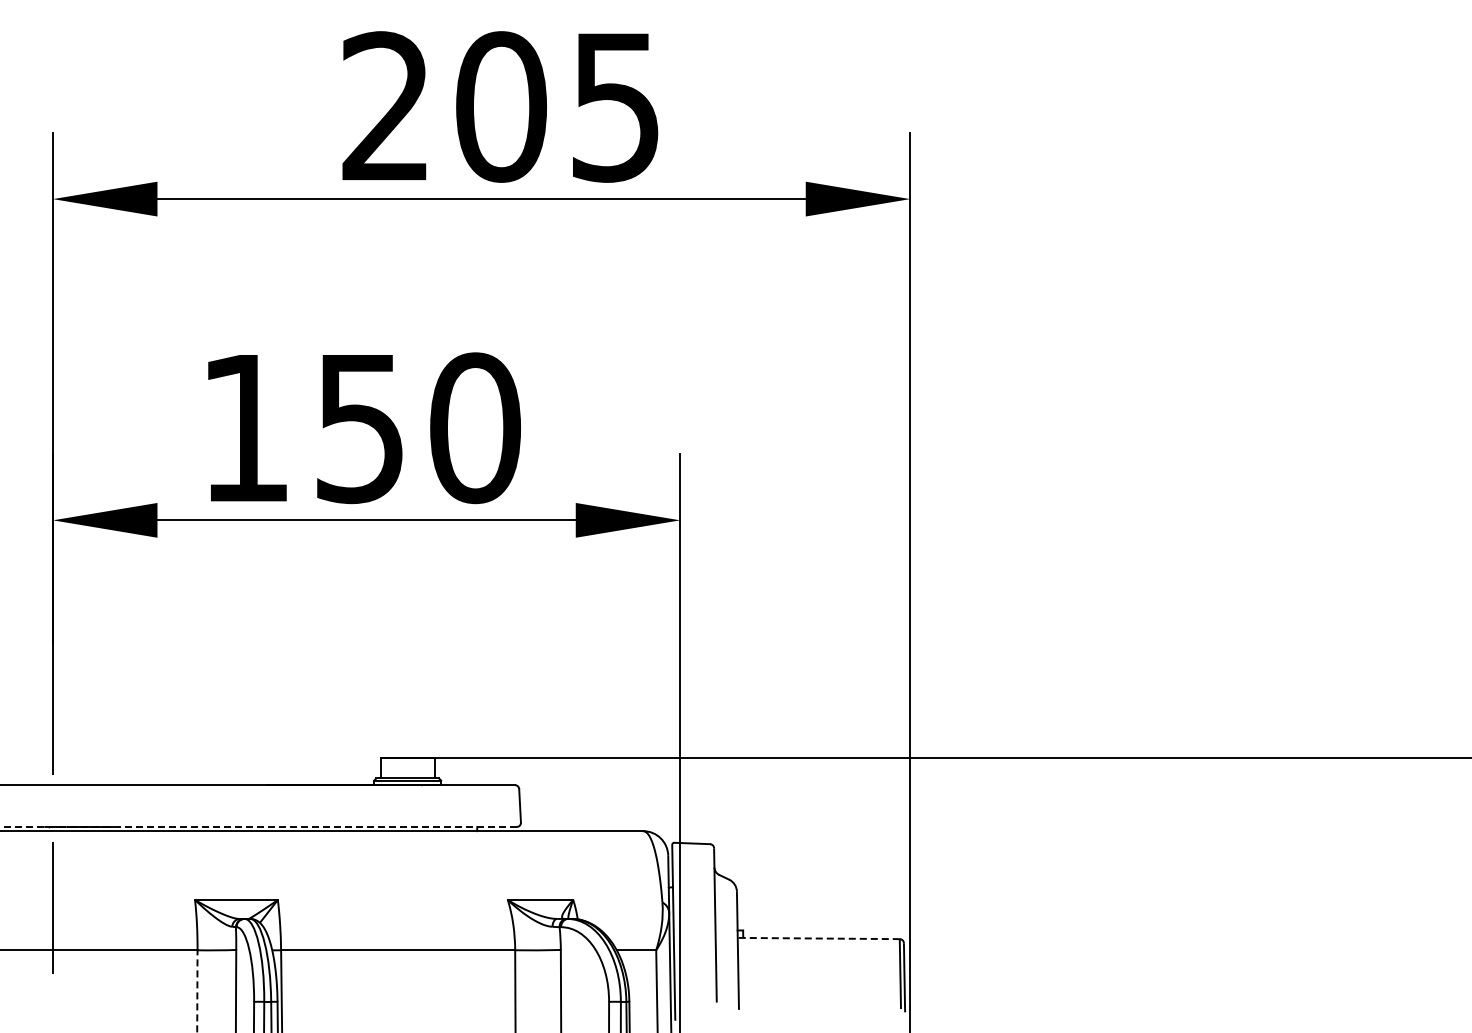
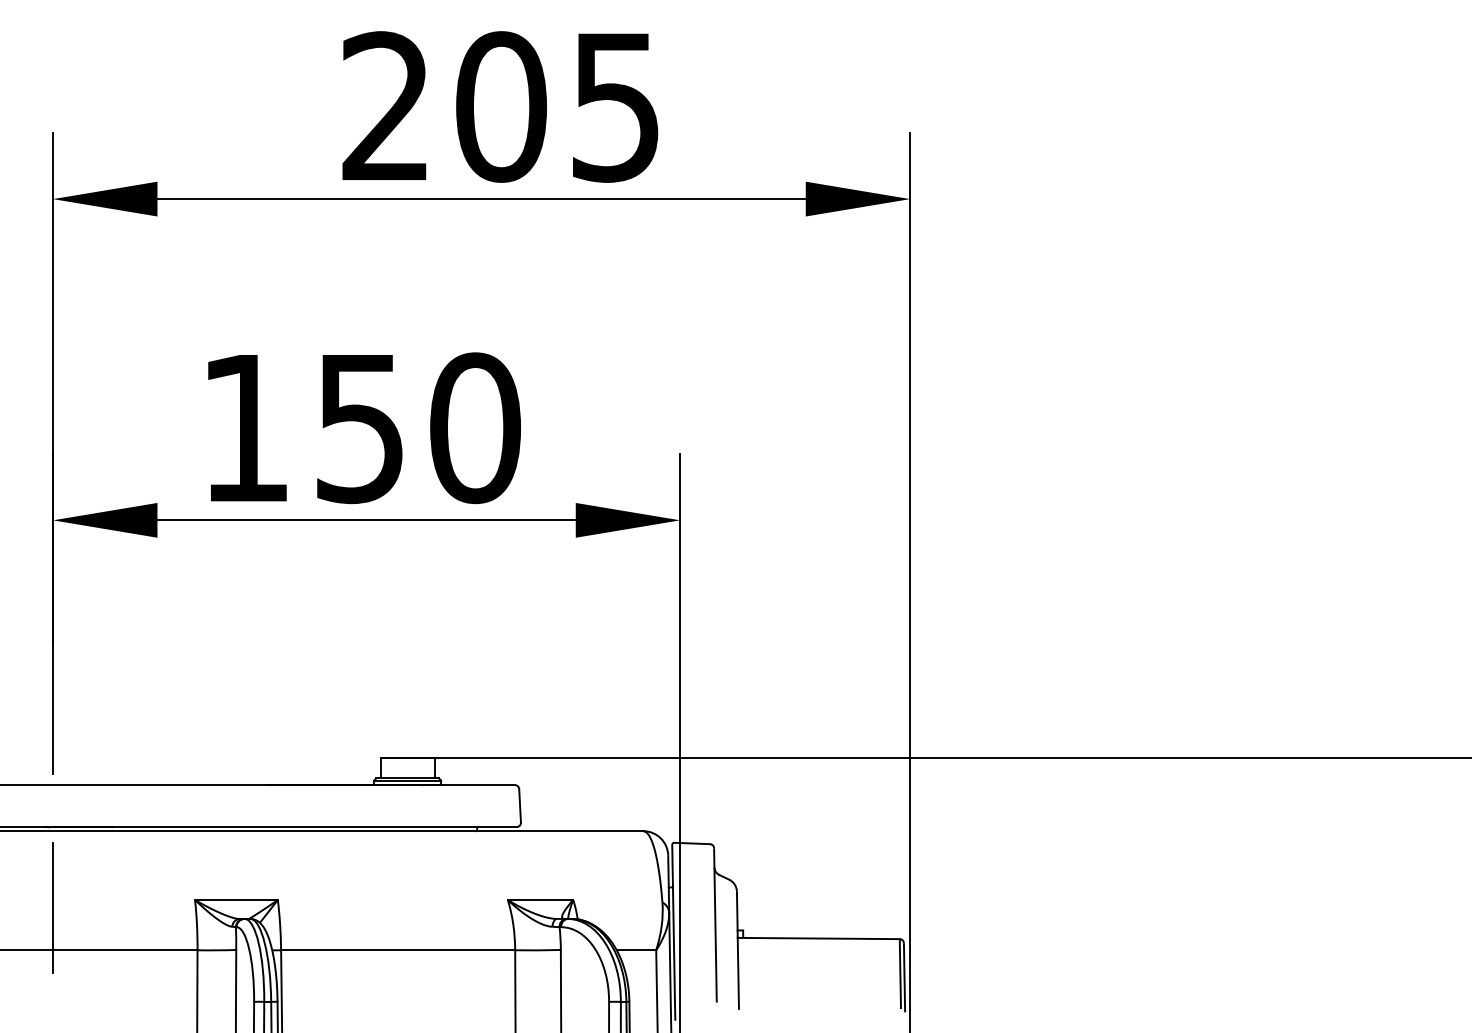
line: dashed -> solid (257, 826)
line: dashed -> solid (818, 938)
line: dashed -> solid (197, 991)
